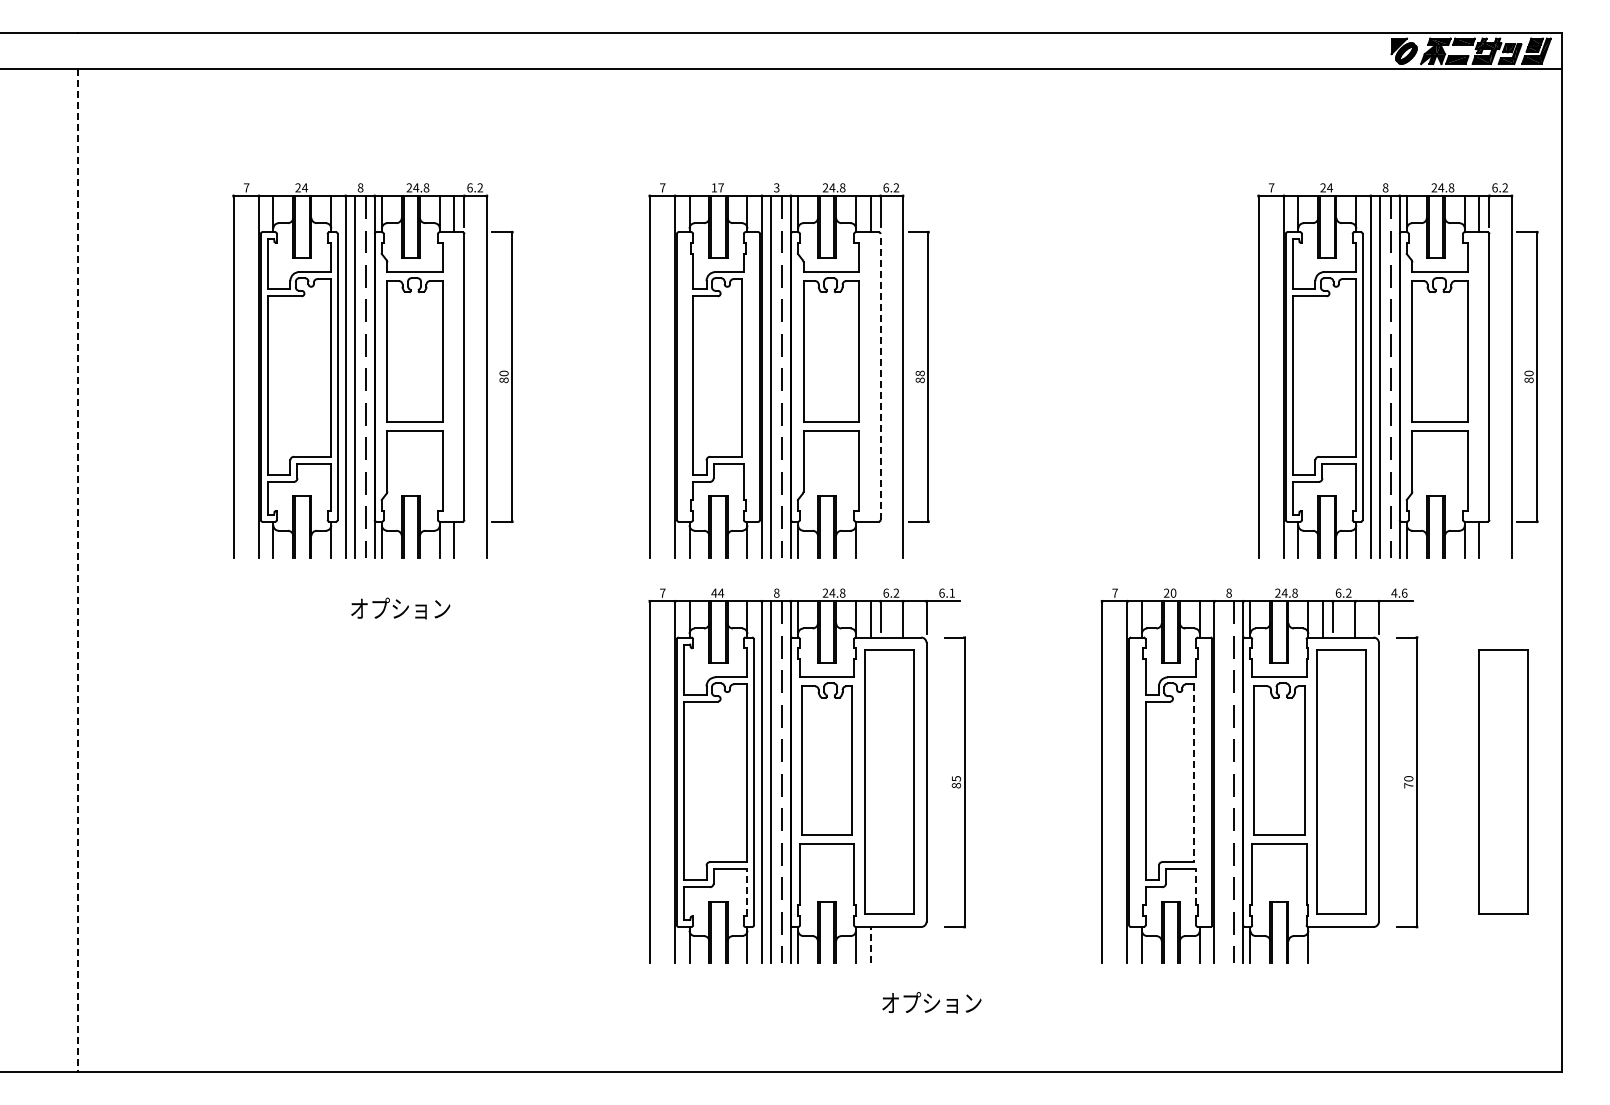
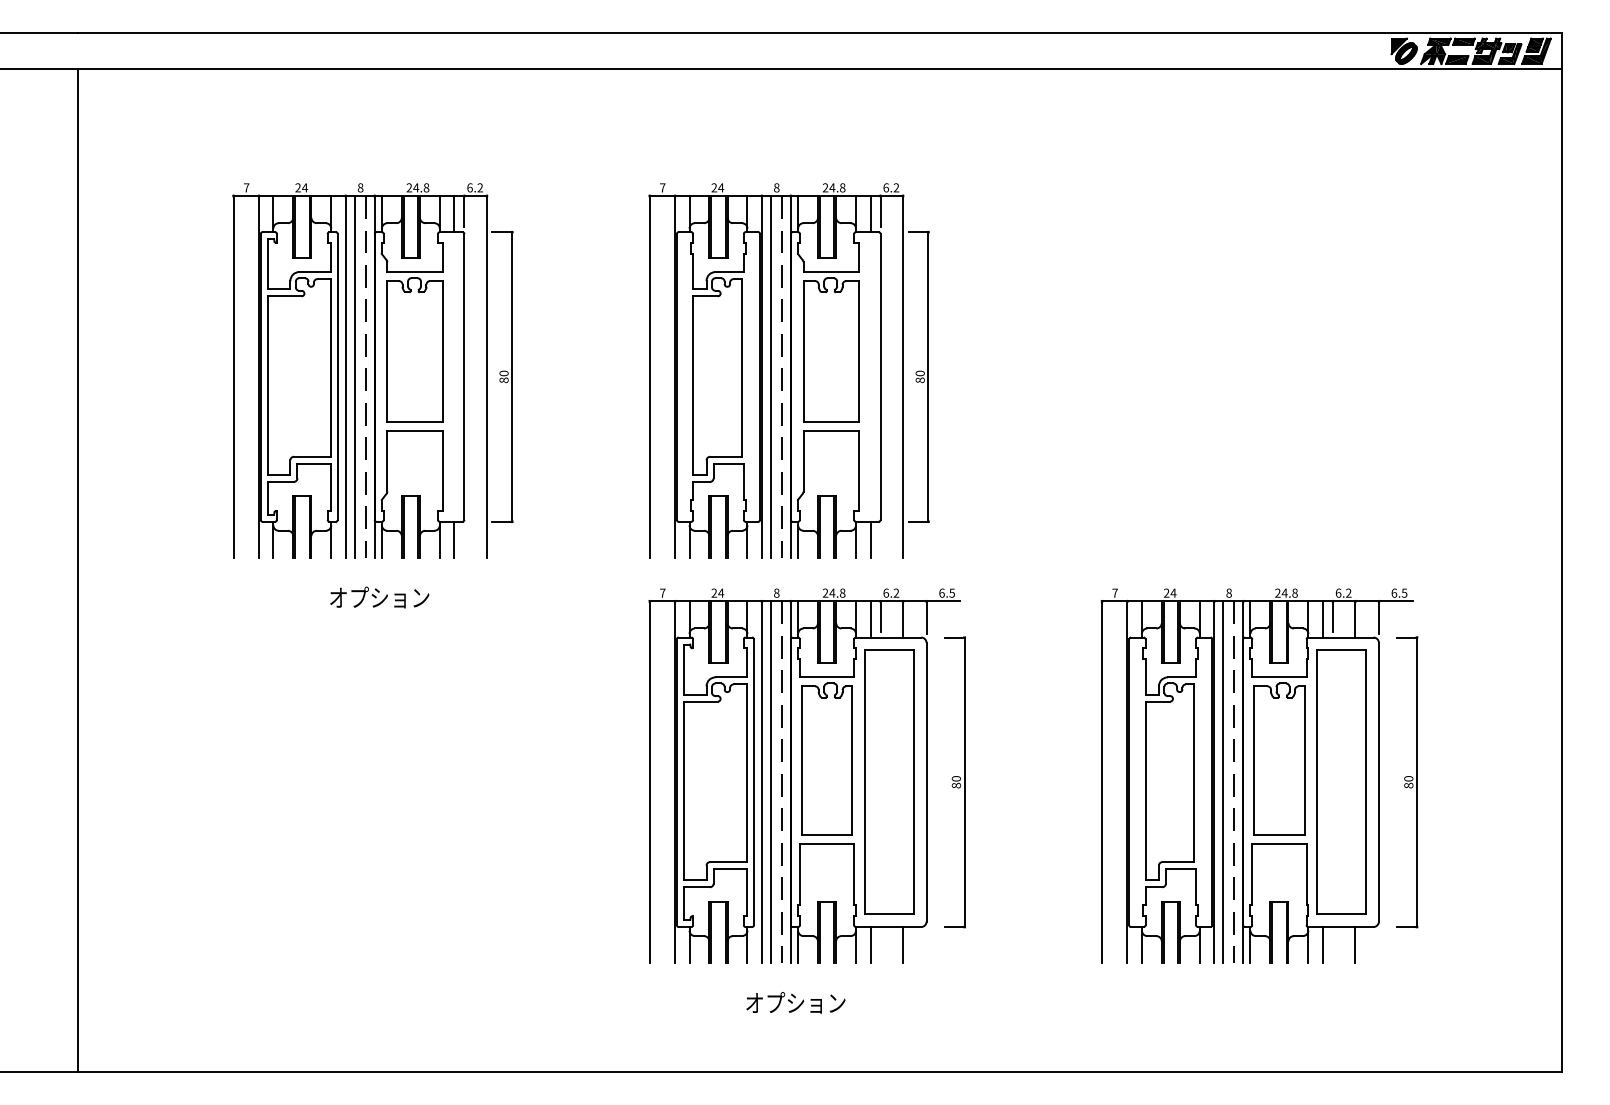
text: 17 -> 24 (717, 187)
text: 3 -> 8 (776, 187)
part: present -> none (1397, 370)
text: 88 -> 80 (920, 373)
line: dashed -> solid (880, 376)
line: none -> present (870, 539)
line: dashed -> solid (77, 571)
text: 44 -> 24 (714, 592)
text: 6.1 -> 6.5 (951, 592)
text: 20 -> 24 (1173, 592)
text: 4.6 -> 6.5 (1399, 592)
text position: (400, 608) -> (379, 597) (379, 597)
line: dashed -> solid (1194, 773)
text: 85 -> 80 (955, 778)
part: present -> none (1503, 781)
line: none -> present (1223, 782)
text: 70 -> 80 (1408, 785)
line: dashed -> solid (1196, 886)
line: dashed -> solid (746, 892)
line: dashed -> solid (870, 944)
line: none -> present (903, 945)
line: none -> present (1322, 945)
line: none -> present (1355, 945)
text position: (931, 1002) -> (795, 1002) (795, 1002)
